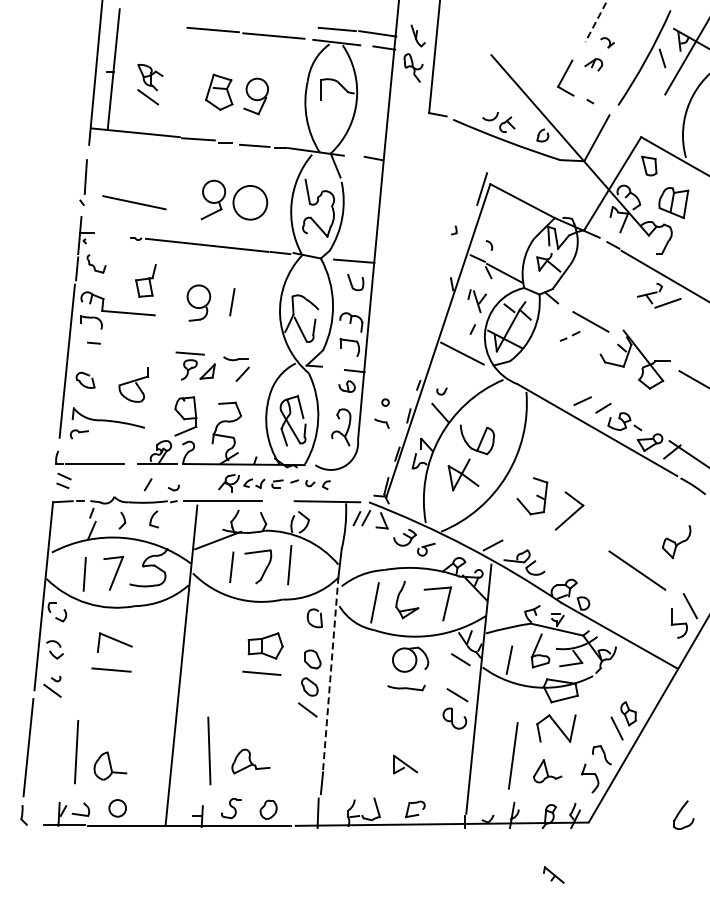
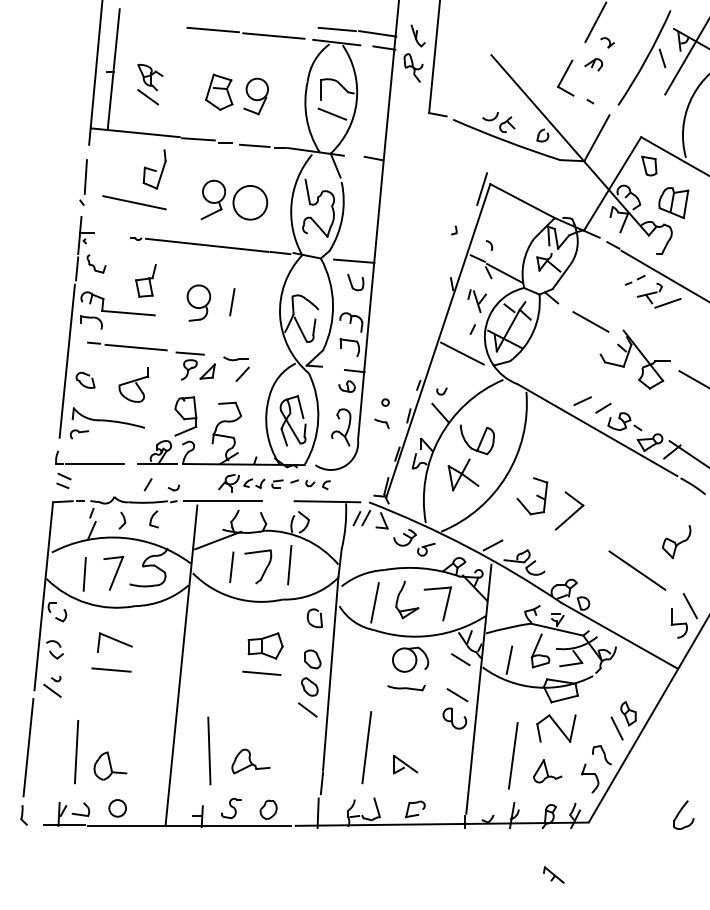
line: dashed -> solid (595, 22)
line: none -> present (332, 113)
part: none -> present (154, 169)
part position: (569, 336) -> (634, 280) (634, 280)
line: none -> present (135, 347)
line: dashed -> solid (330, 673)
line: none -> present (366, 747)
